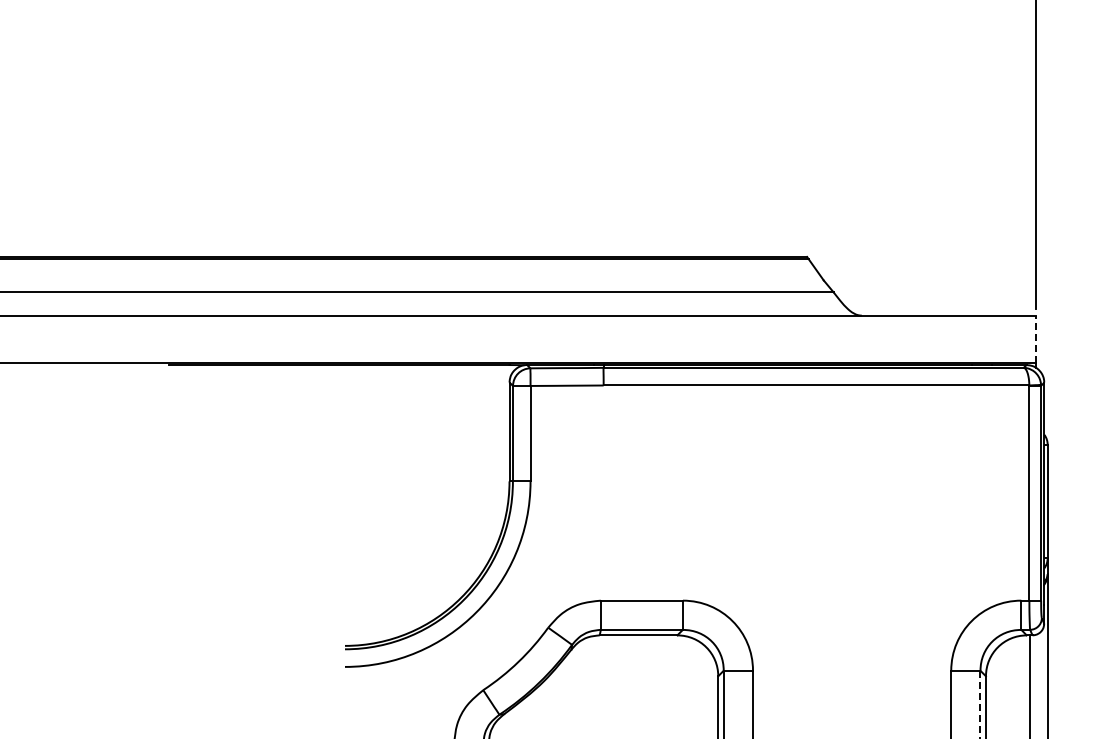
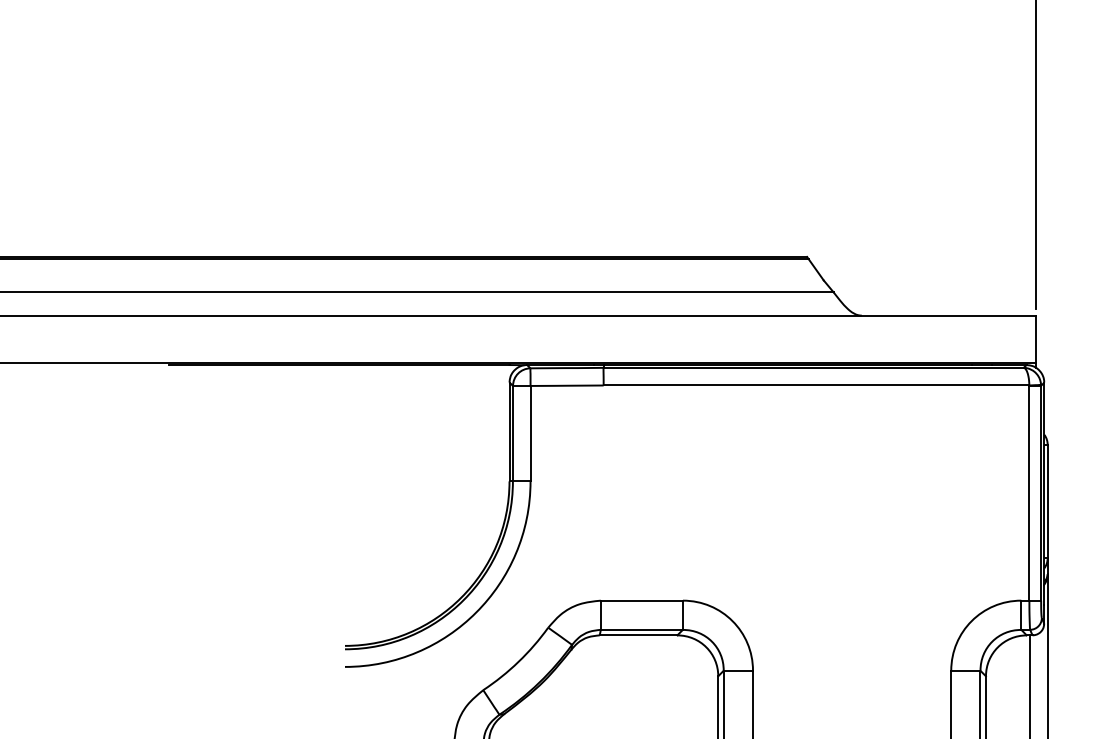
line: dashed -> solid (1035, 339)
line: dashed -> solid (980, 704)
